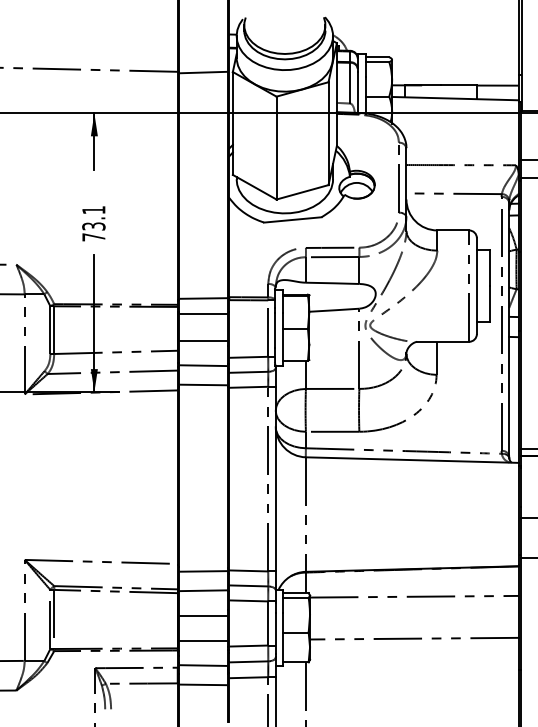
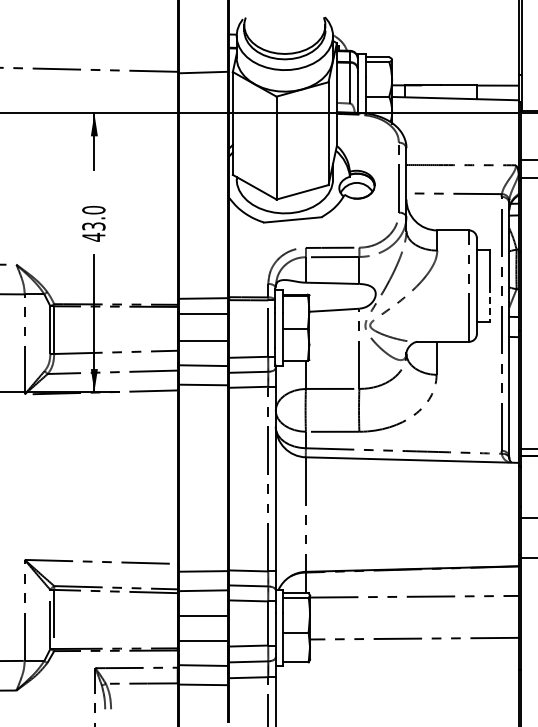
text: 73.1 -> 43.0 (93, 223)
line: solid -> dashed (489, 304)
line: present -> none (305, 692)
